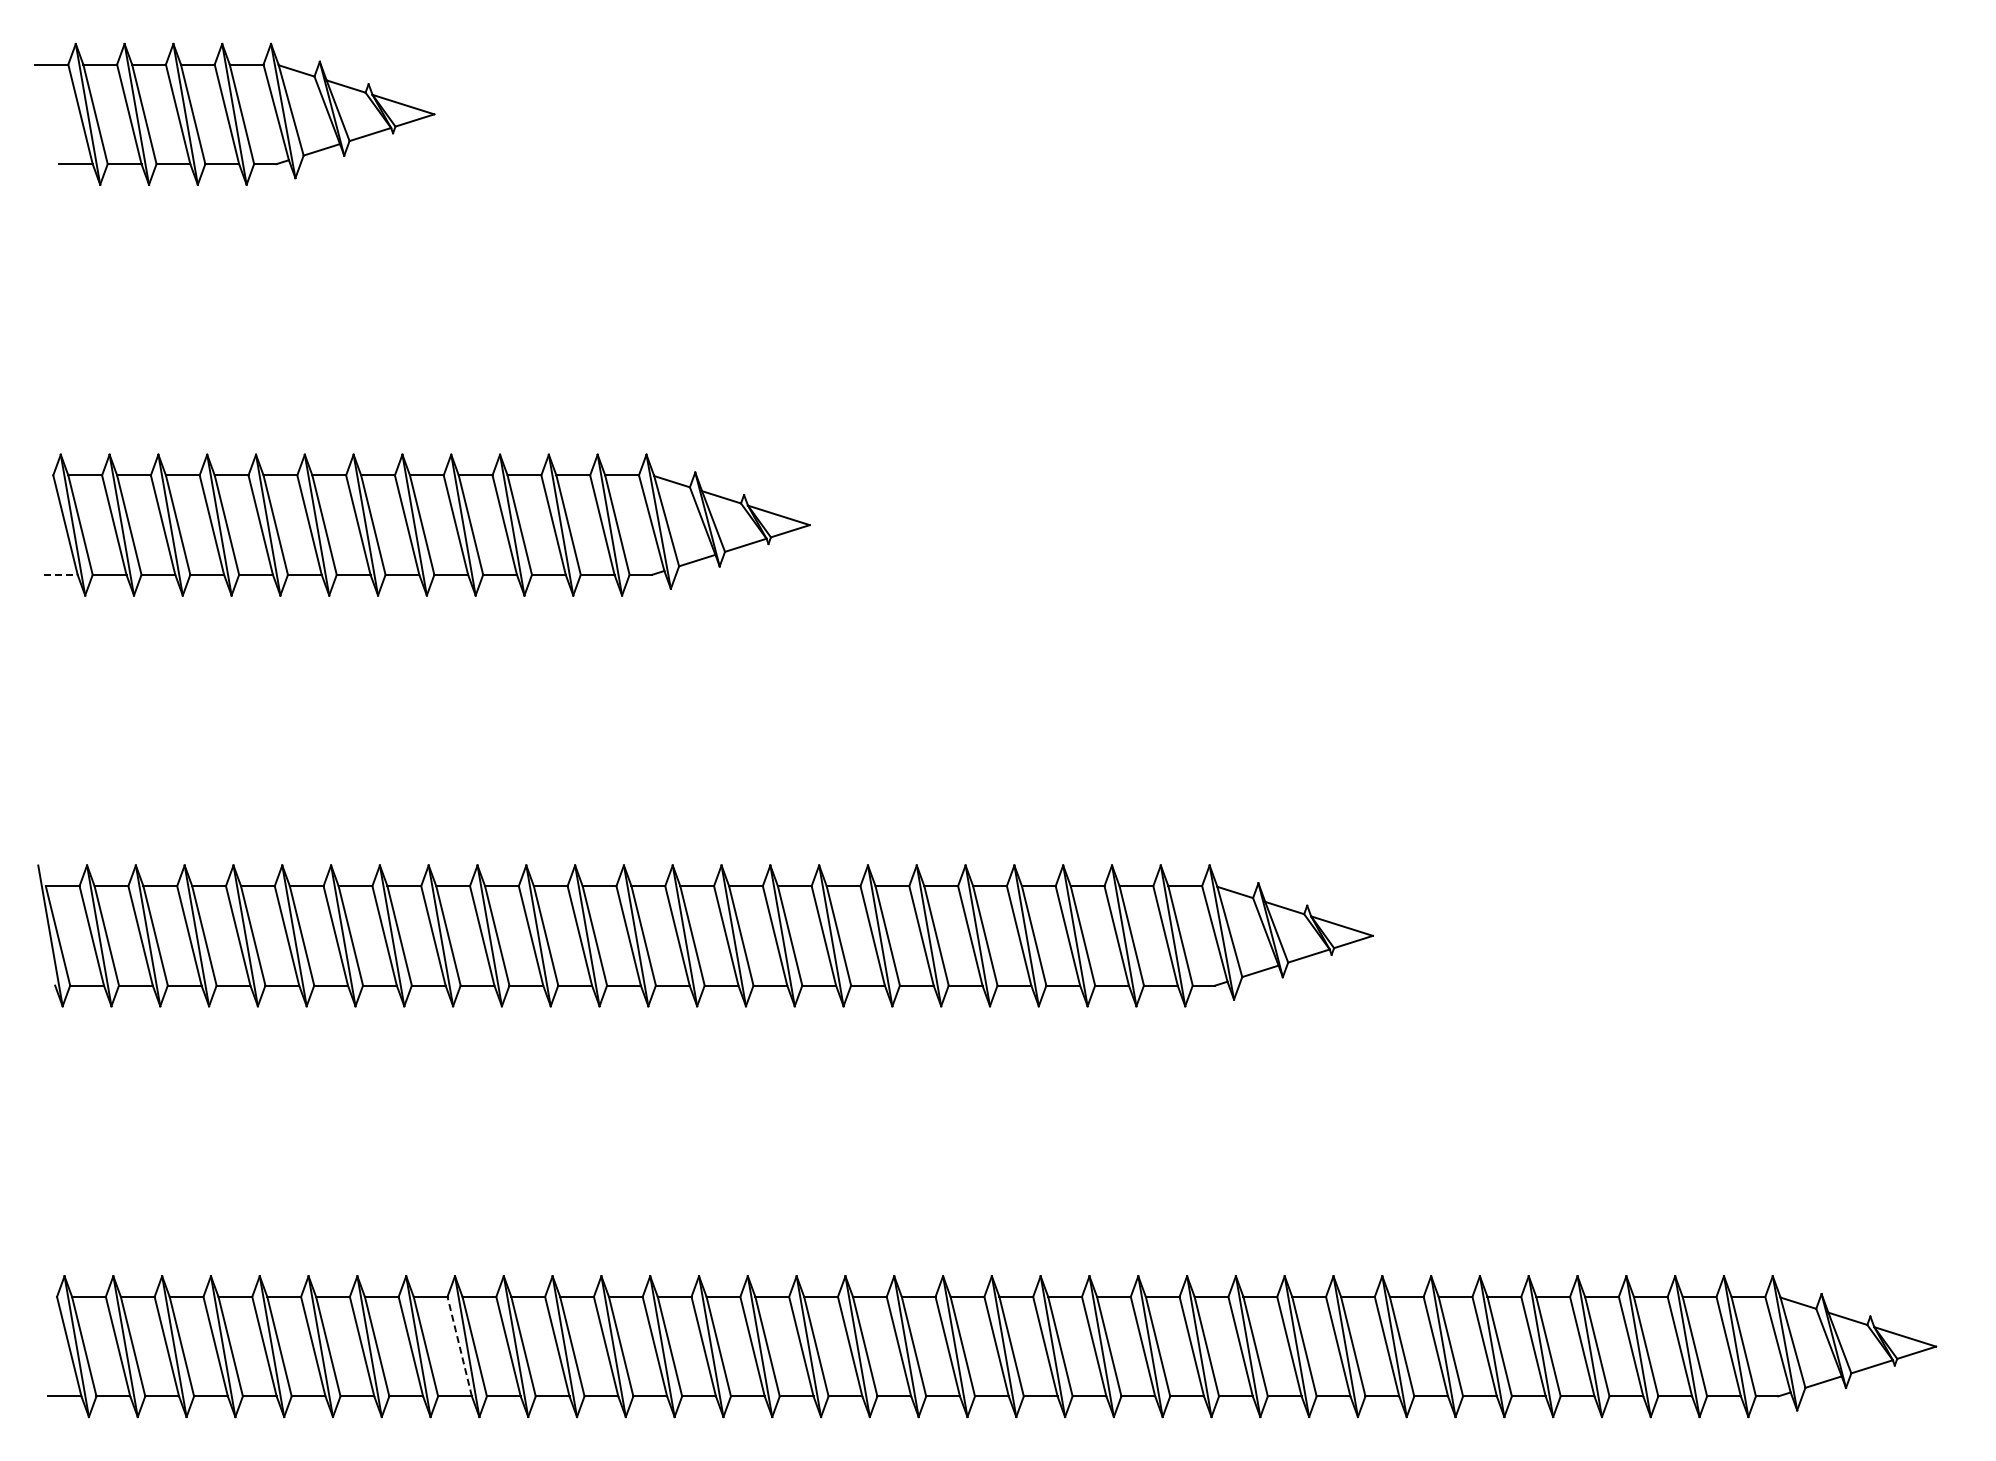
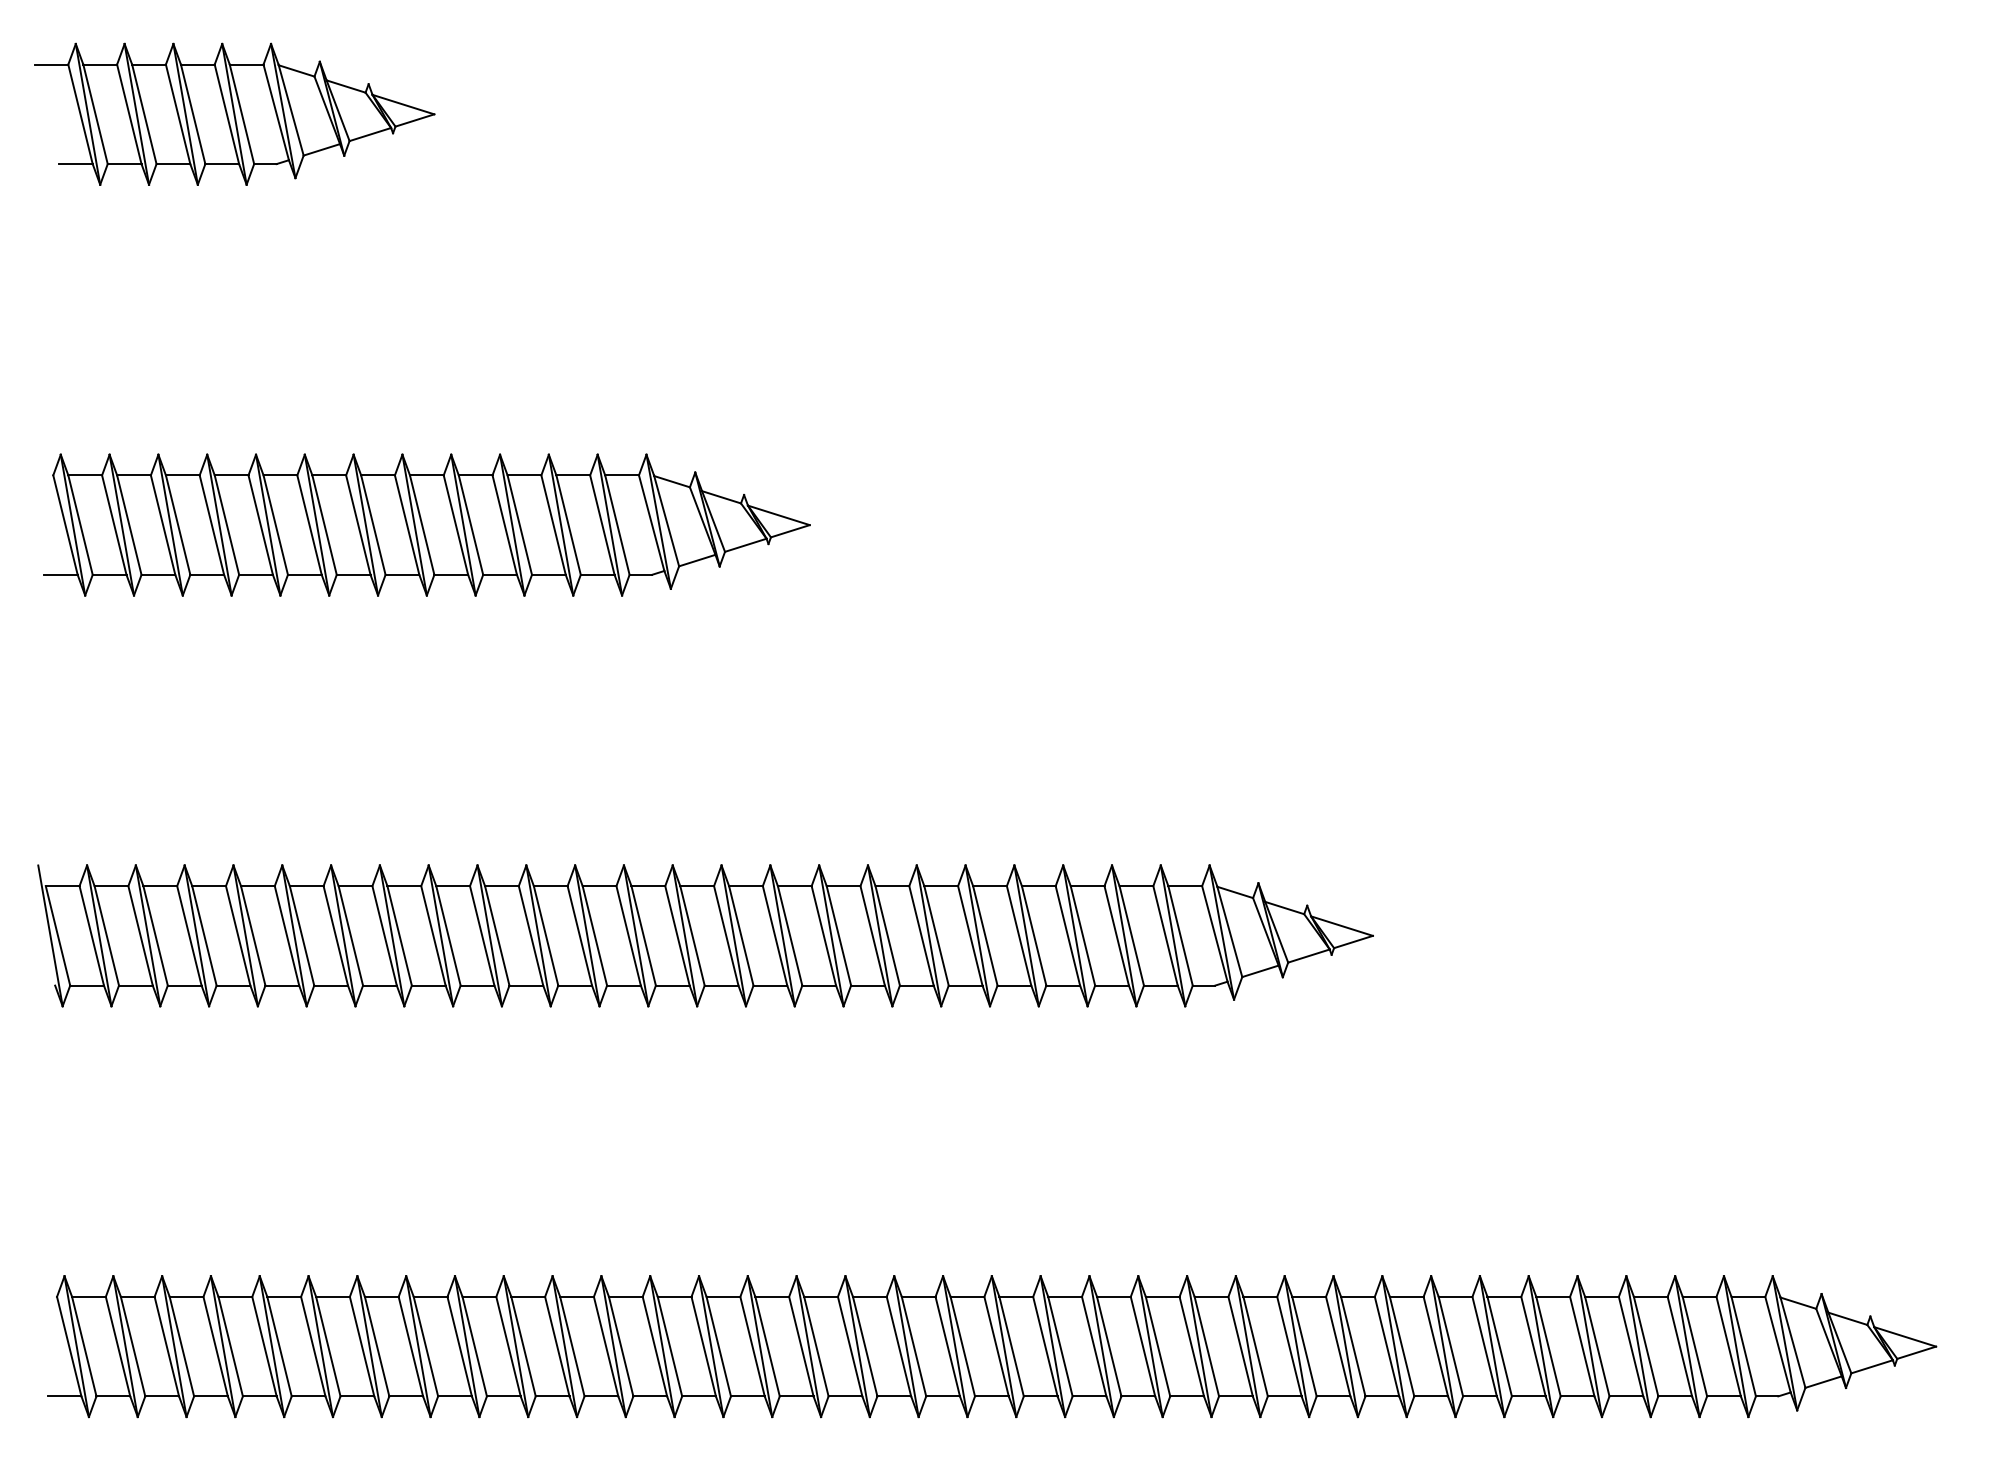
line: dashed -> solid (60, 574)
line: dashed -> solid (459, 1346)
